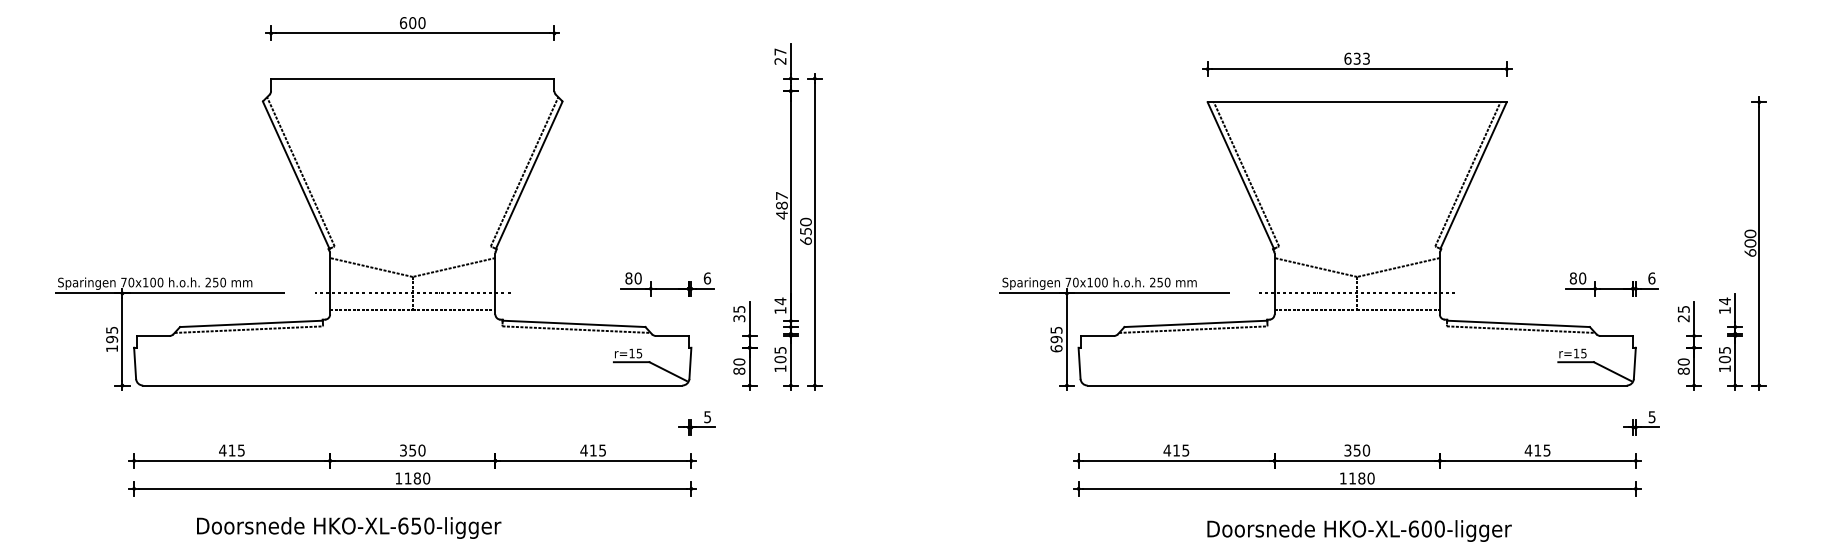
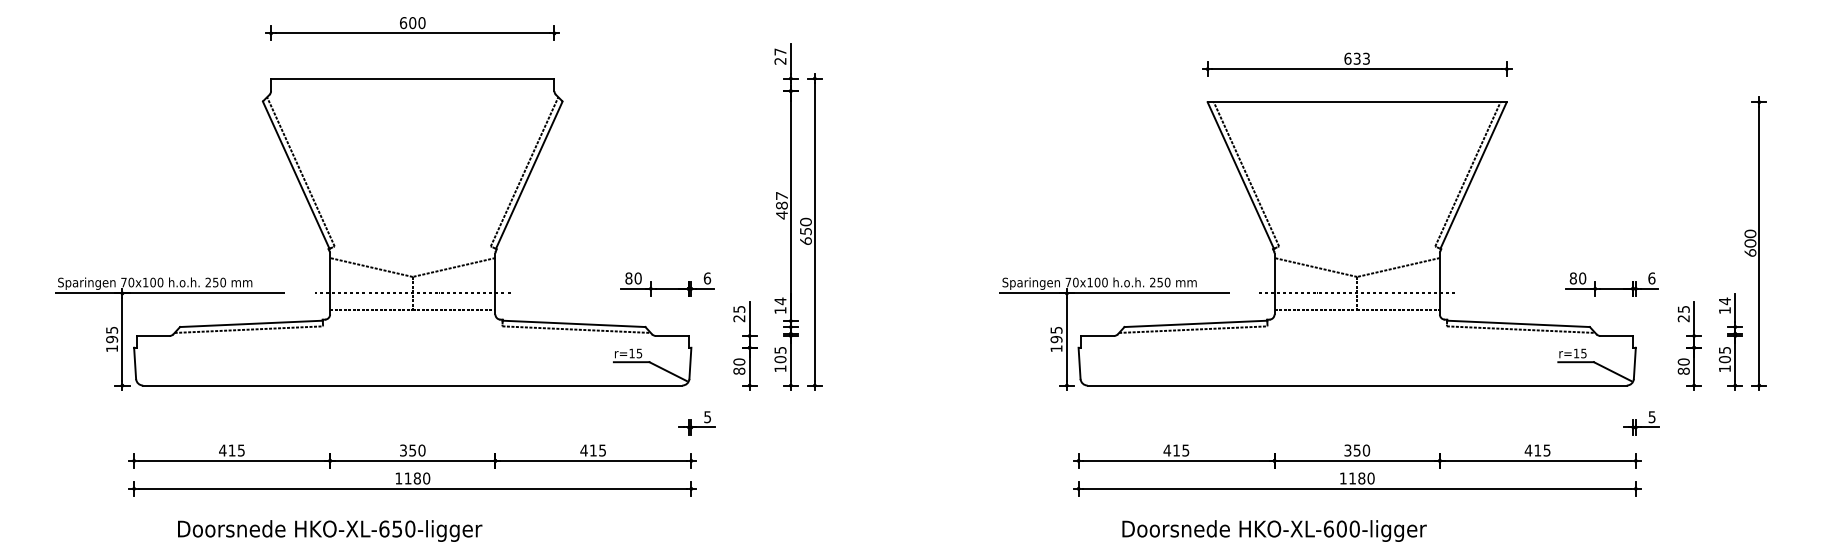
text: 35 -> 25 (739, 318)
text: 695 -> 195 (1056, 348)
text position: (349, 527) -> (330, 530) (330, 530)
text position: (1359, 530) -> (1274, 530) (1274, 530)
